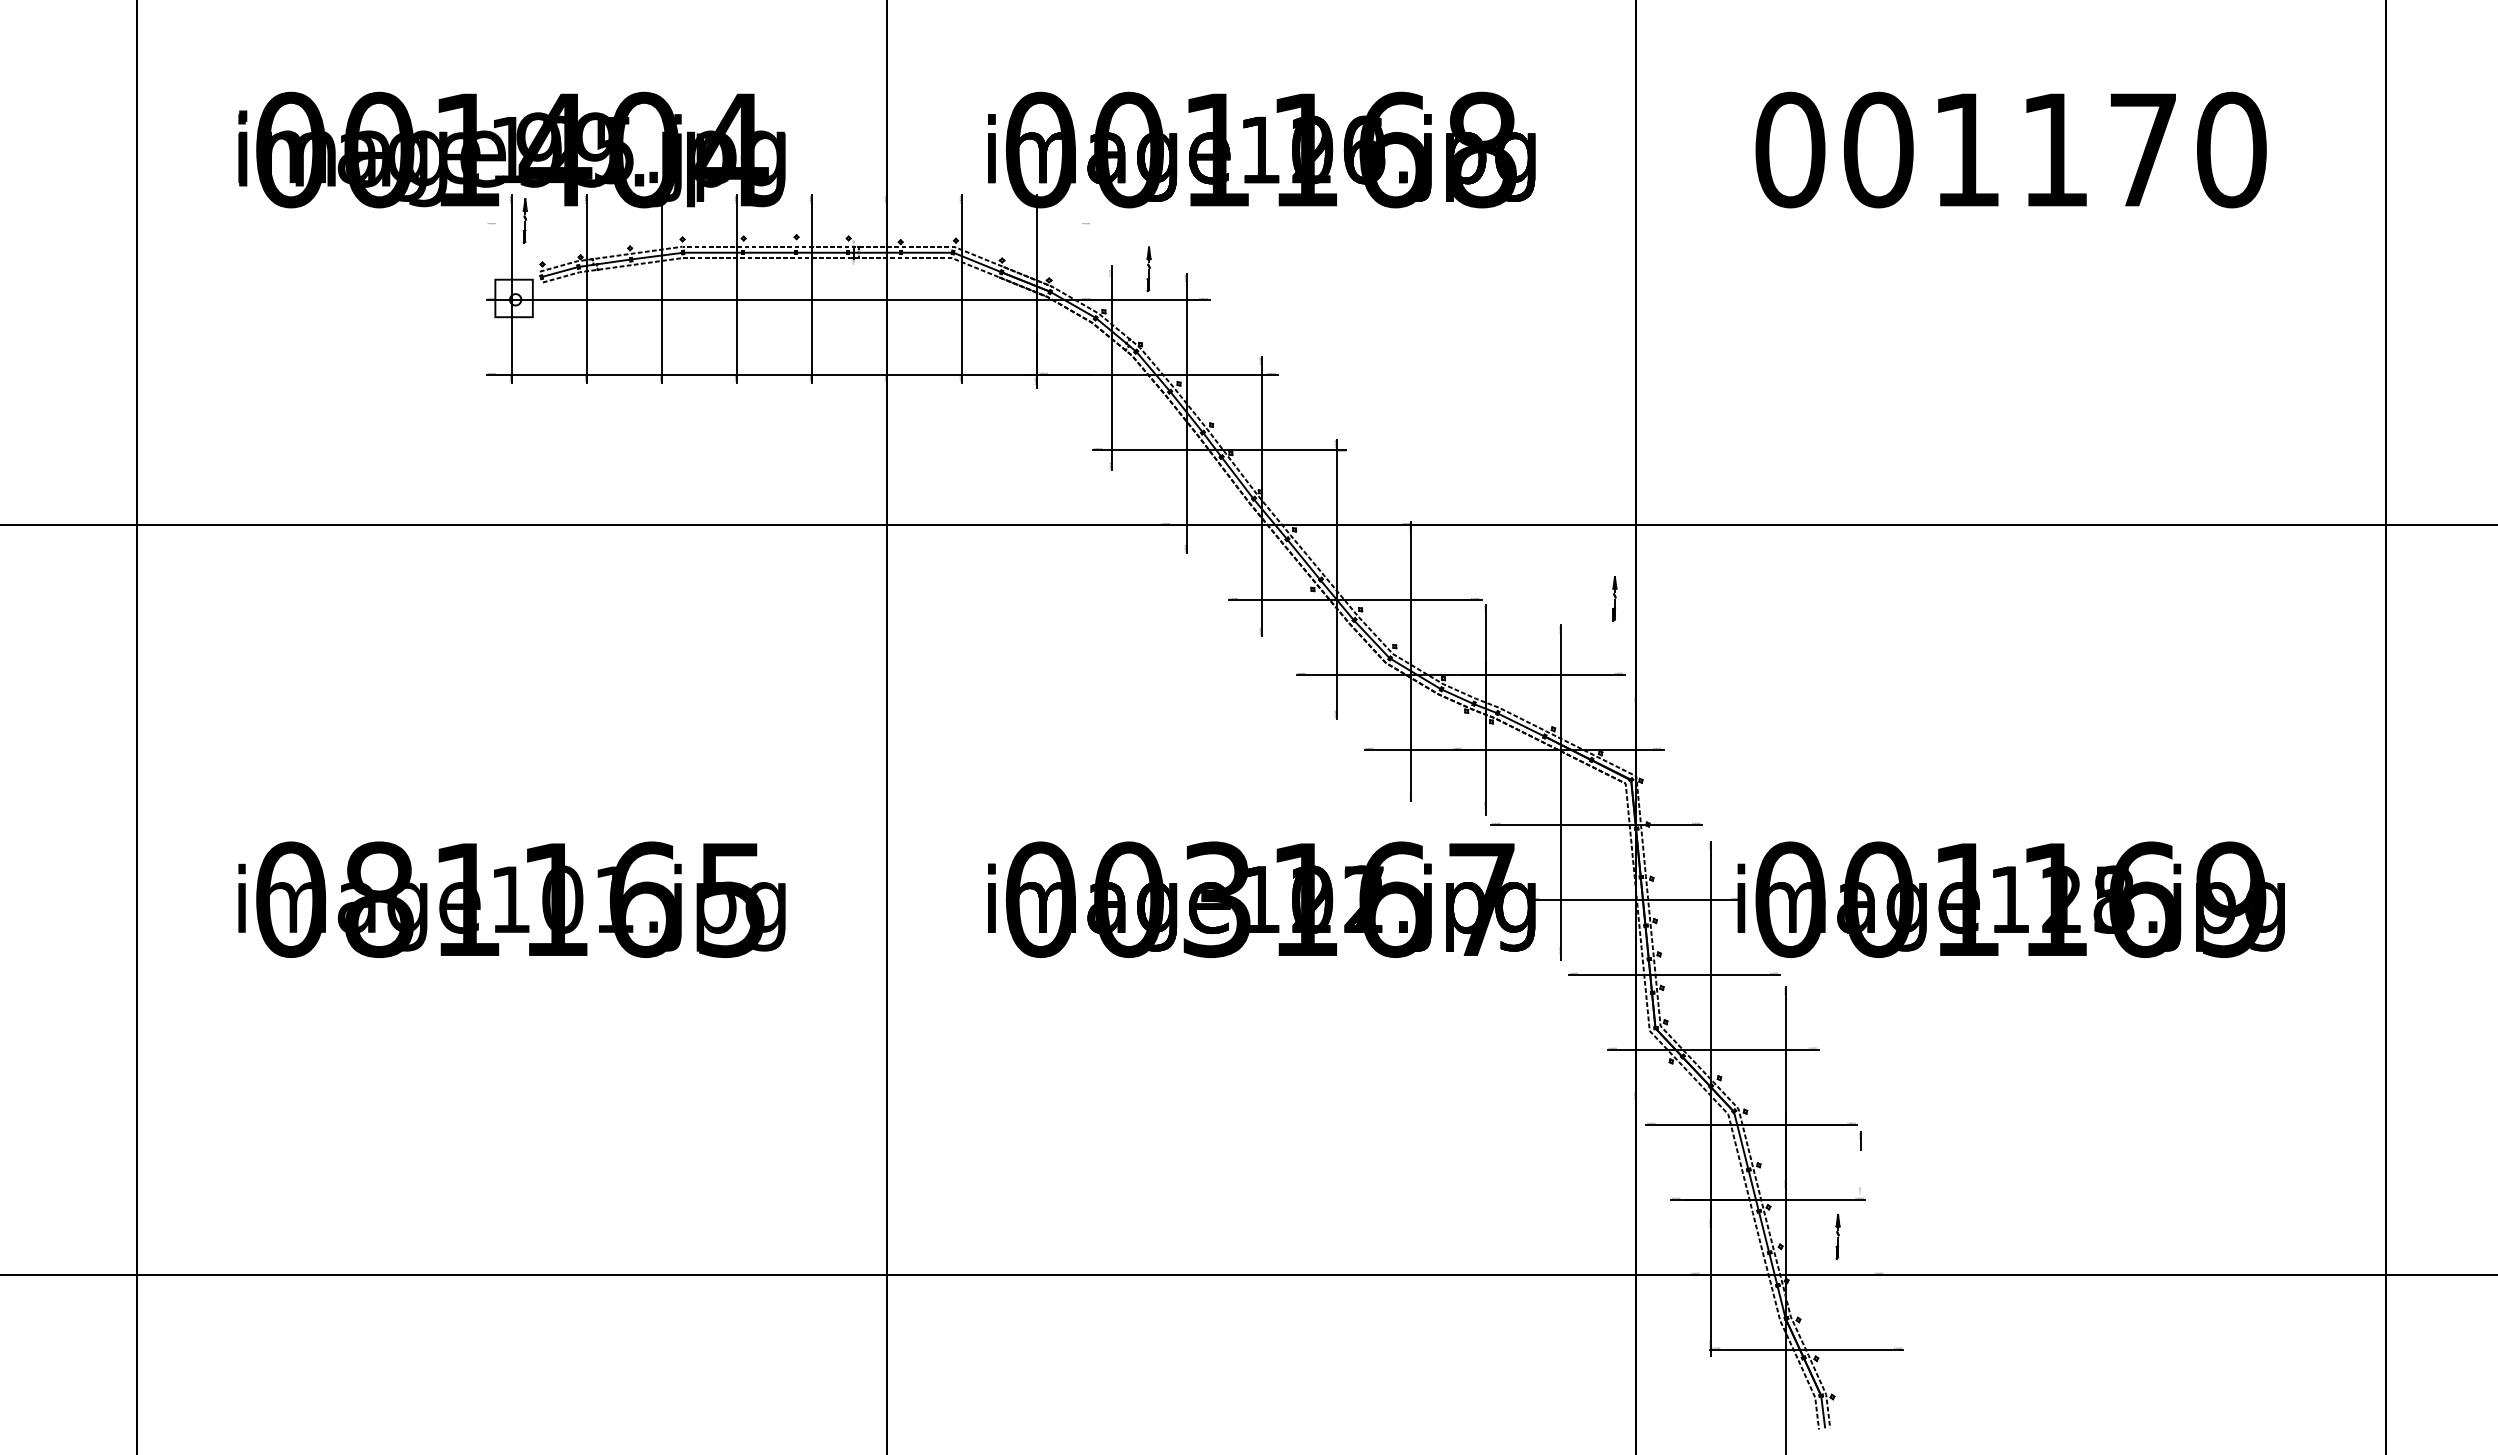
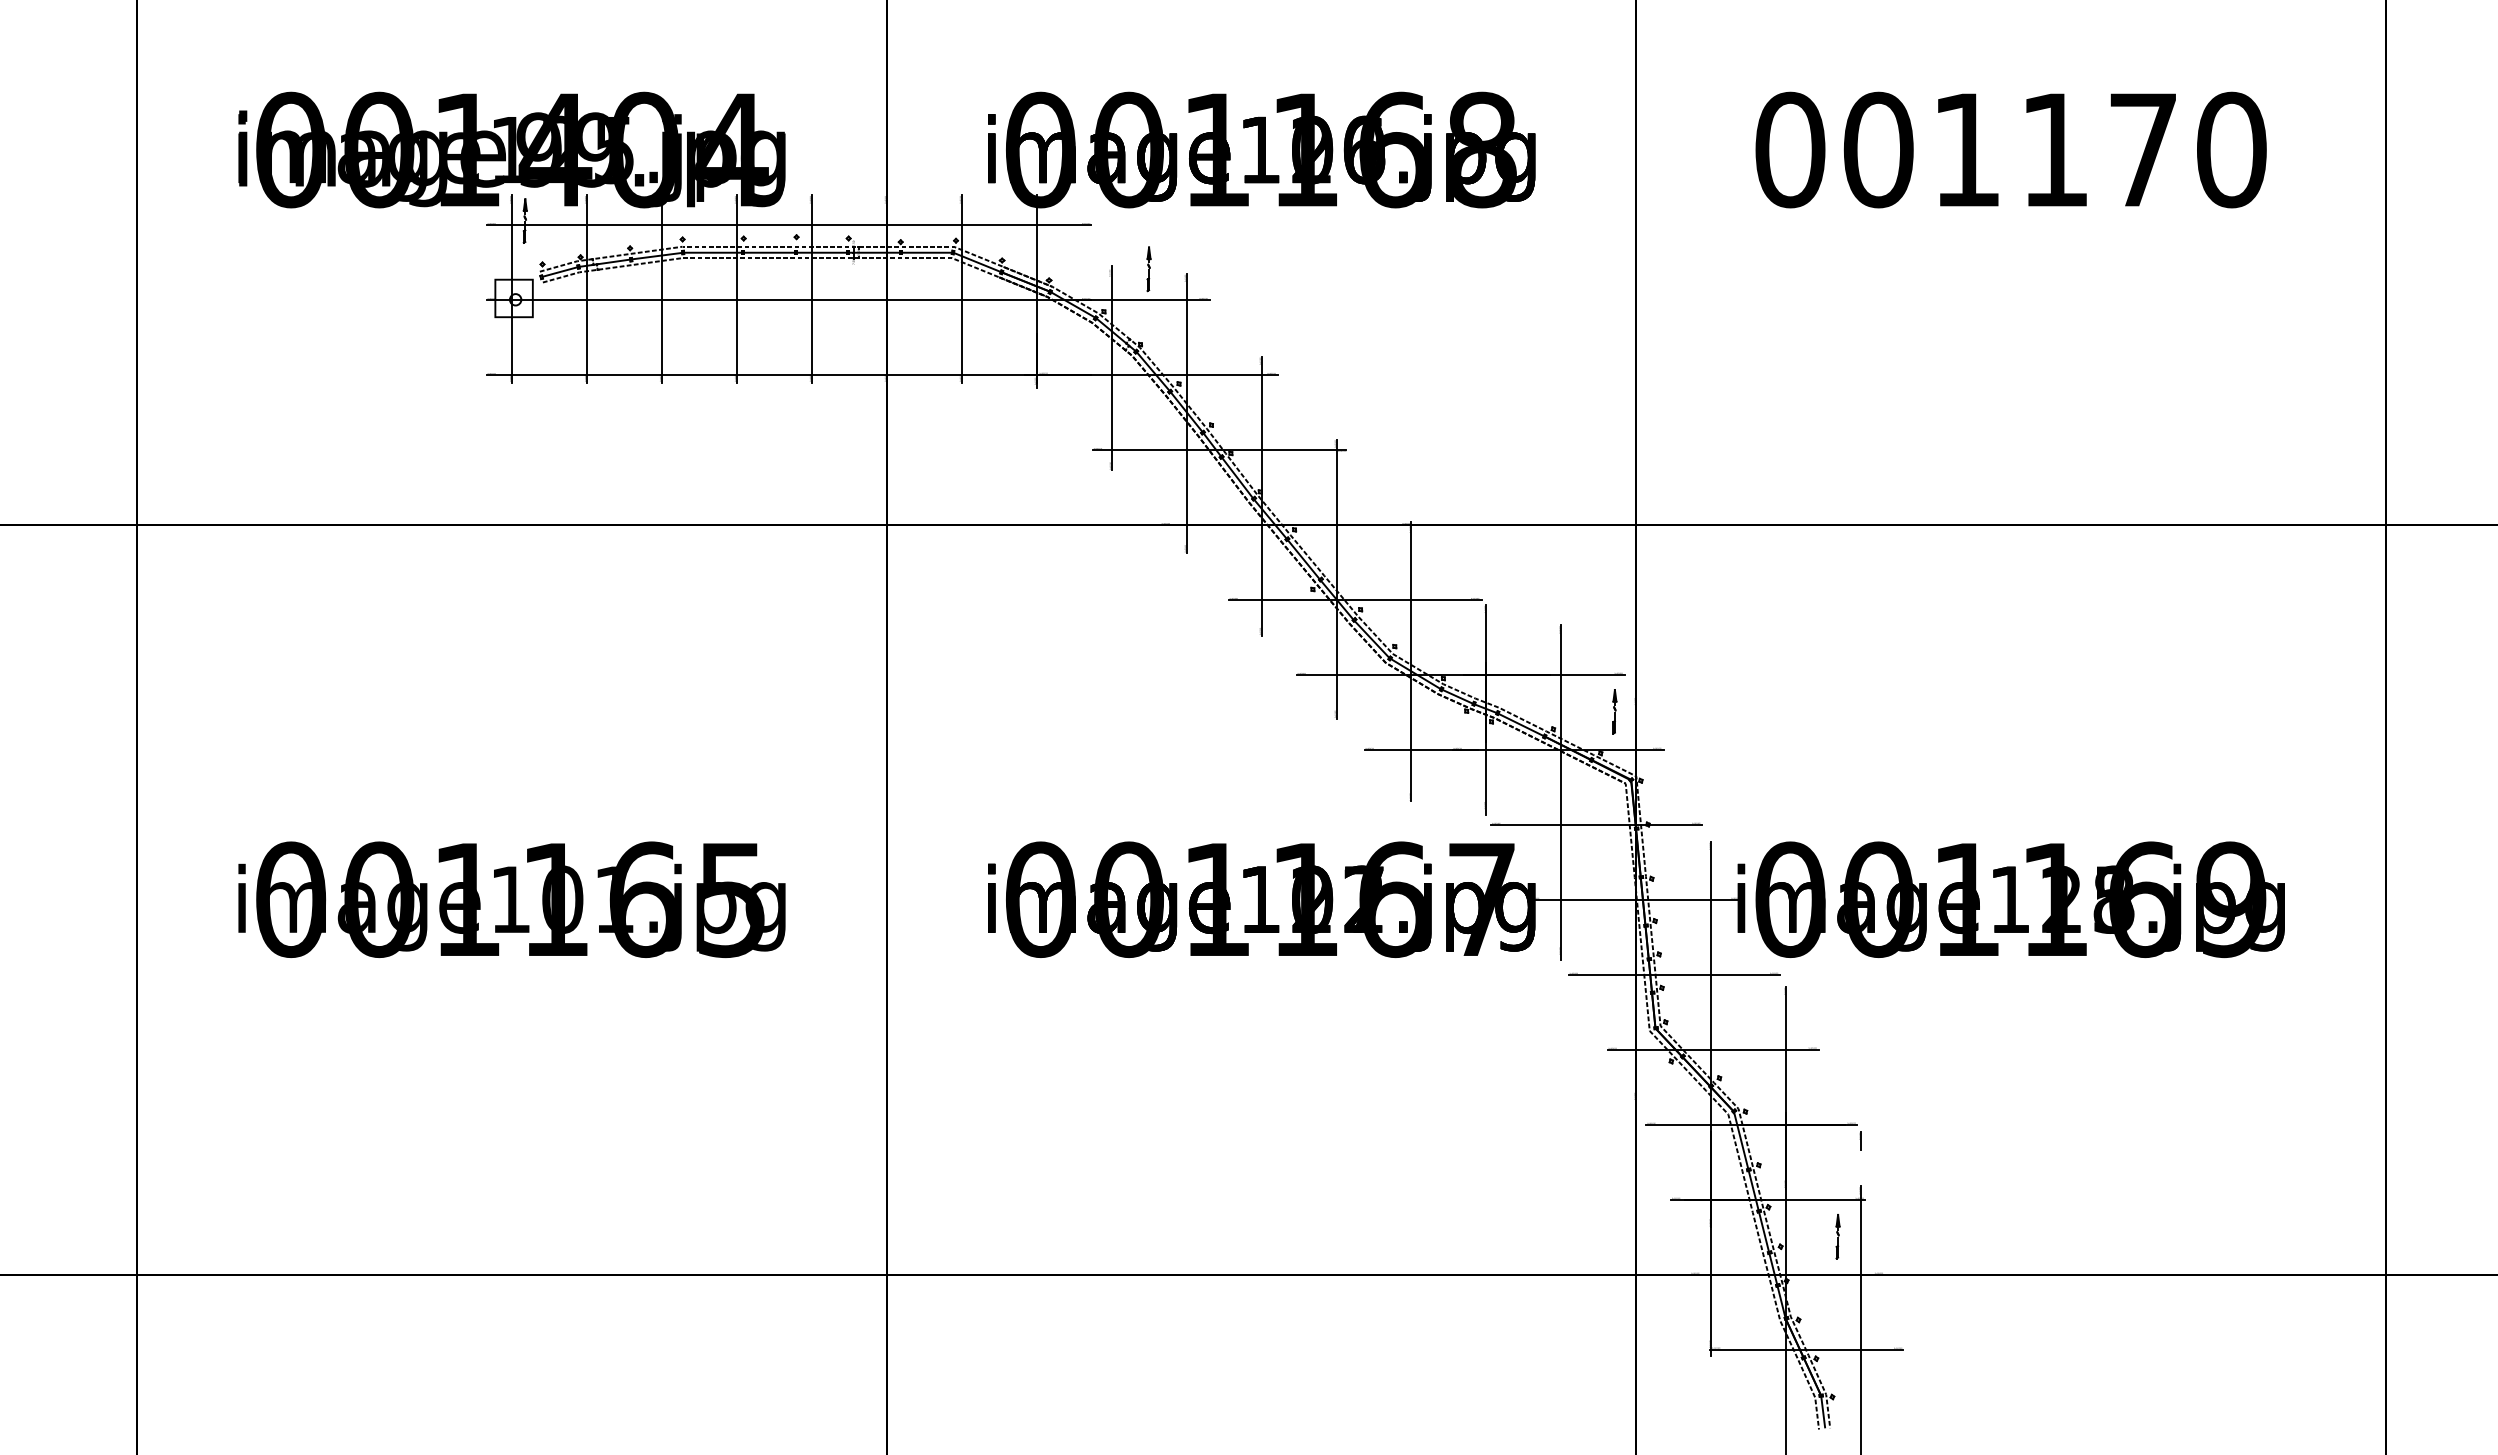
line: none -> present (788, 225)
part position: (1614, 598) -> (1614, 711) (1614, 711)
text: 081165 -> 001165 (379, 899)
text: 003167 -> 001167 (1216, 899)
line: none -> present (1861, 1318)
